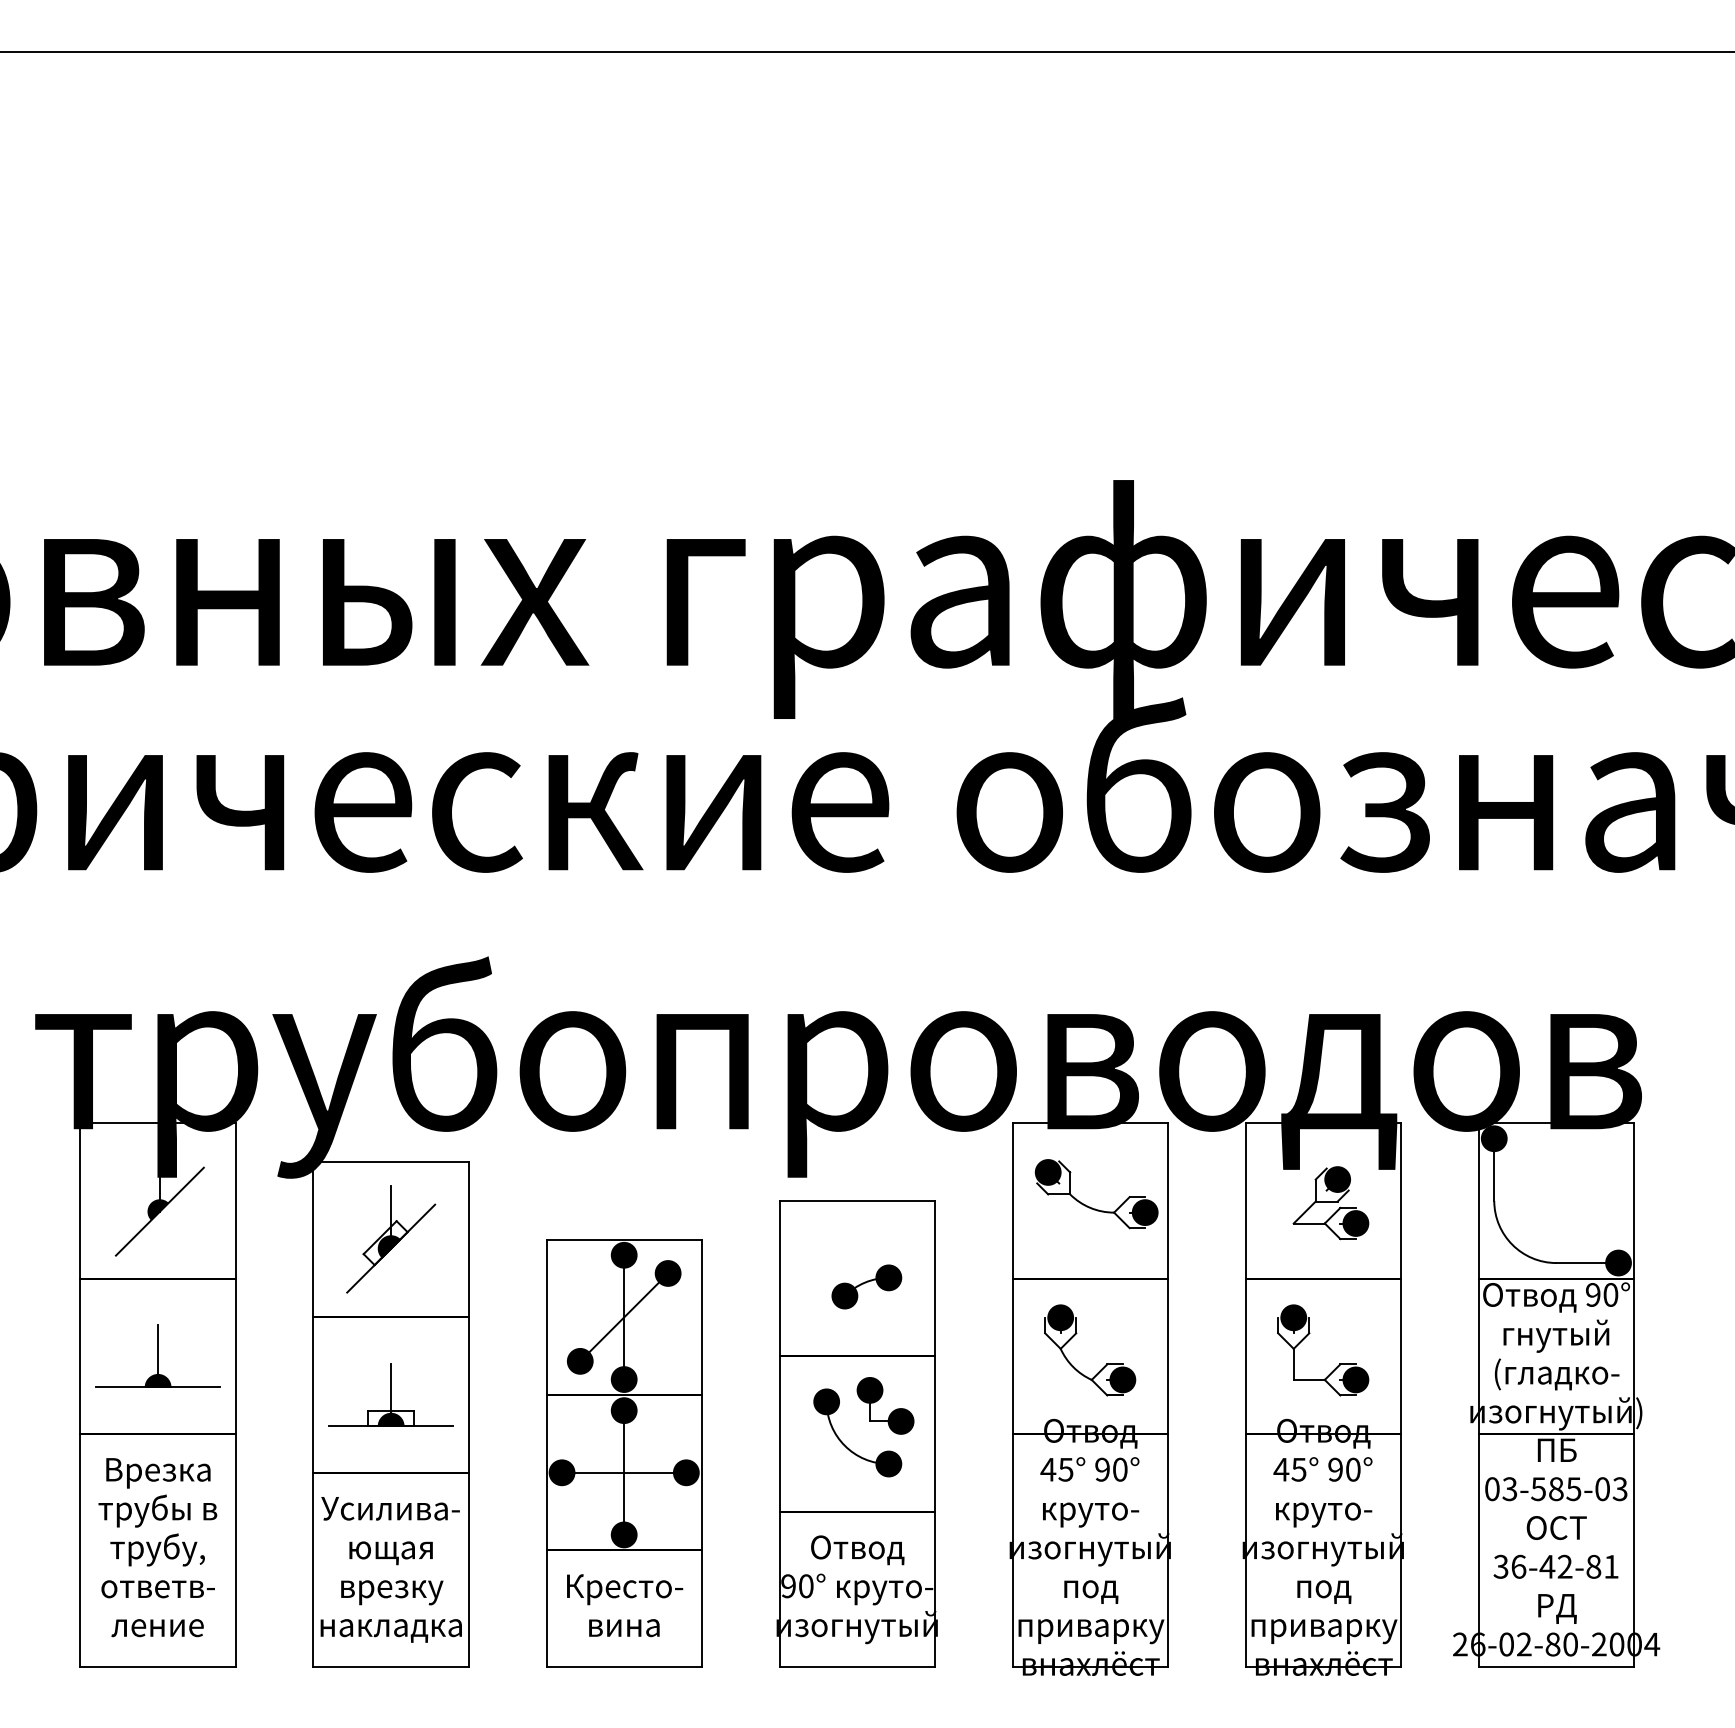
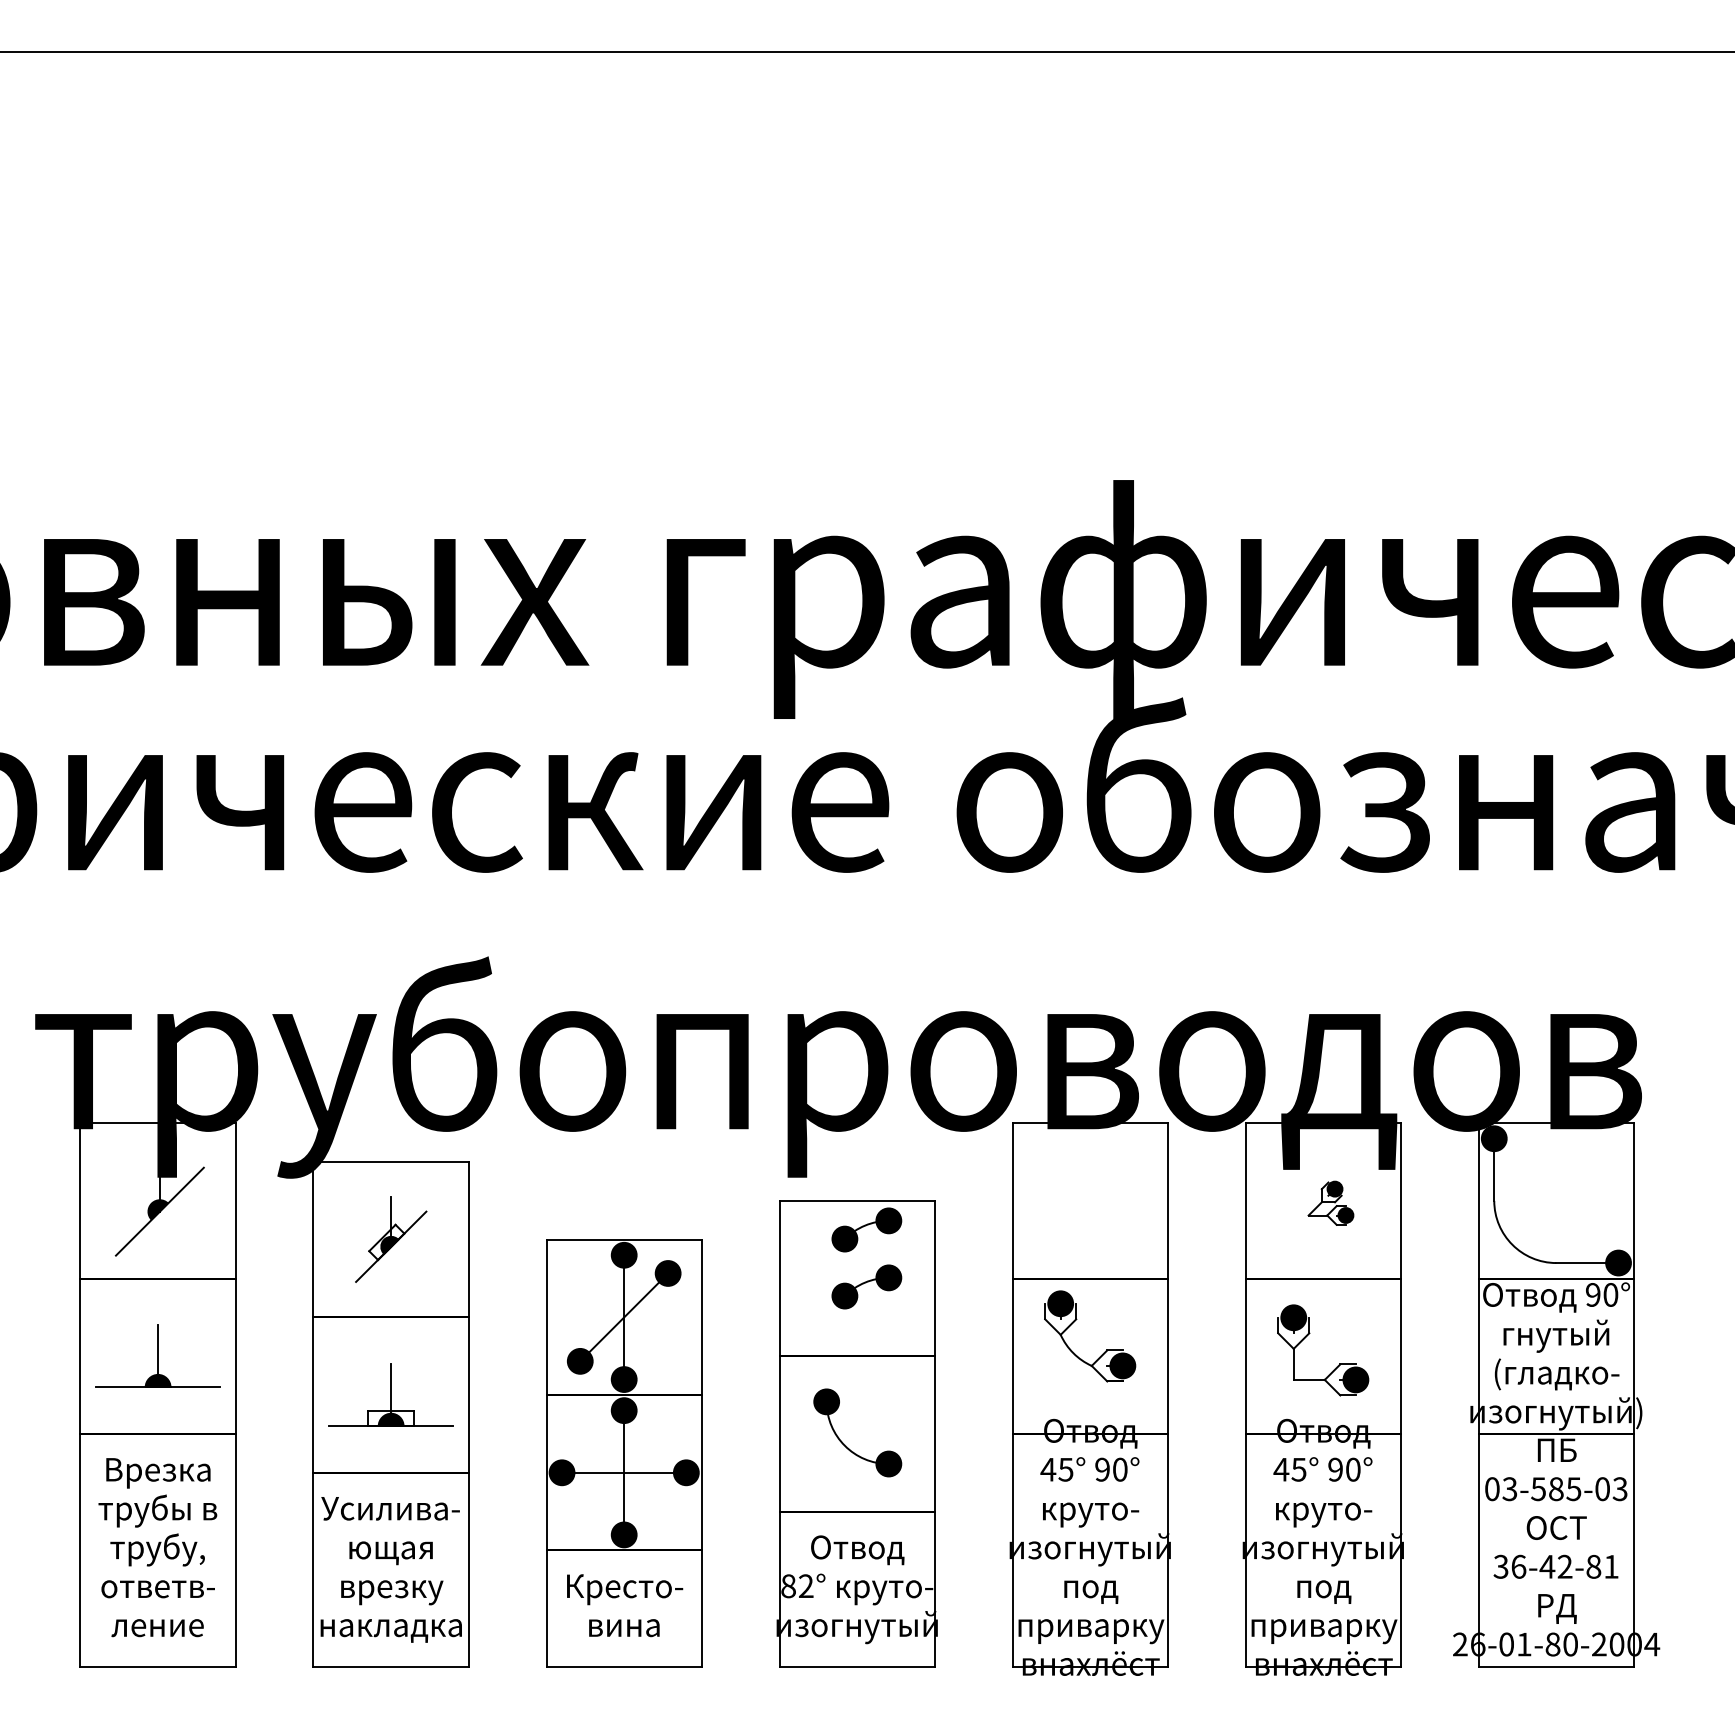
part size: 78x75 px -> 48x46 px (1330, 1202)
part: present -> none (1090, 1206)
part: none -> present (866, 1229)
part size: 91x109 px -> 73x87 px (391, 1239)
part position: (1105, 1364) -> (1105, 1350) (1105, 1350)
part: present -> none (879, 1399)
text: 90° -> 82° (797, 1586)
text: 26-02-80-2004 -> 26-01-80-2004 (1524, 1644)
